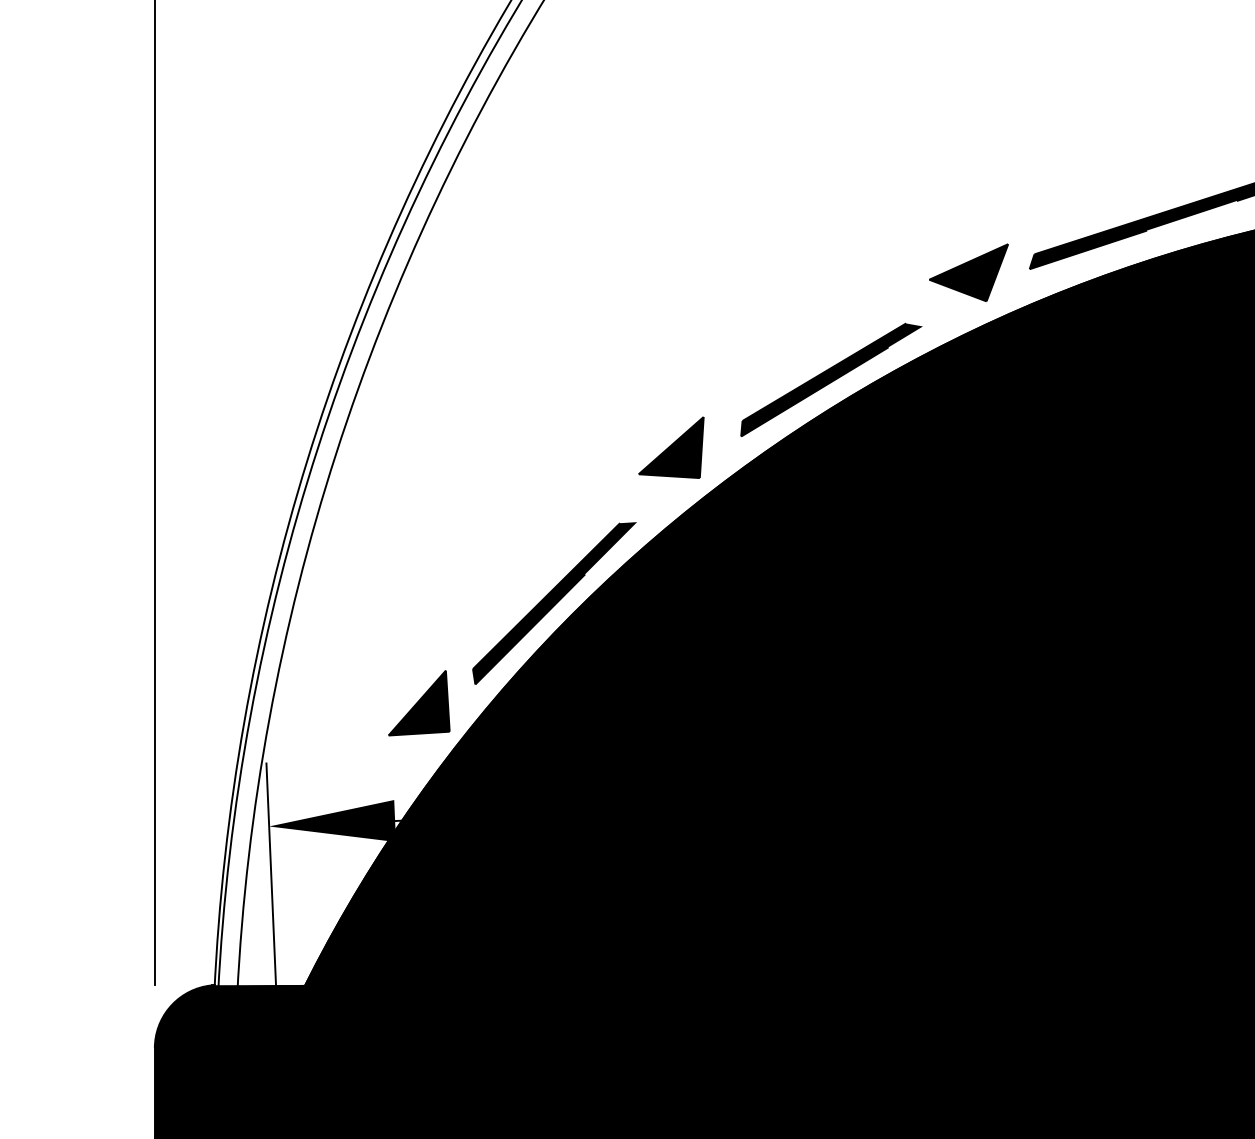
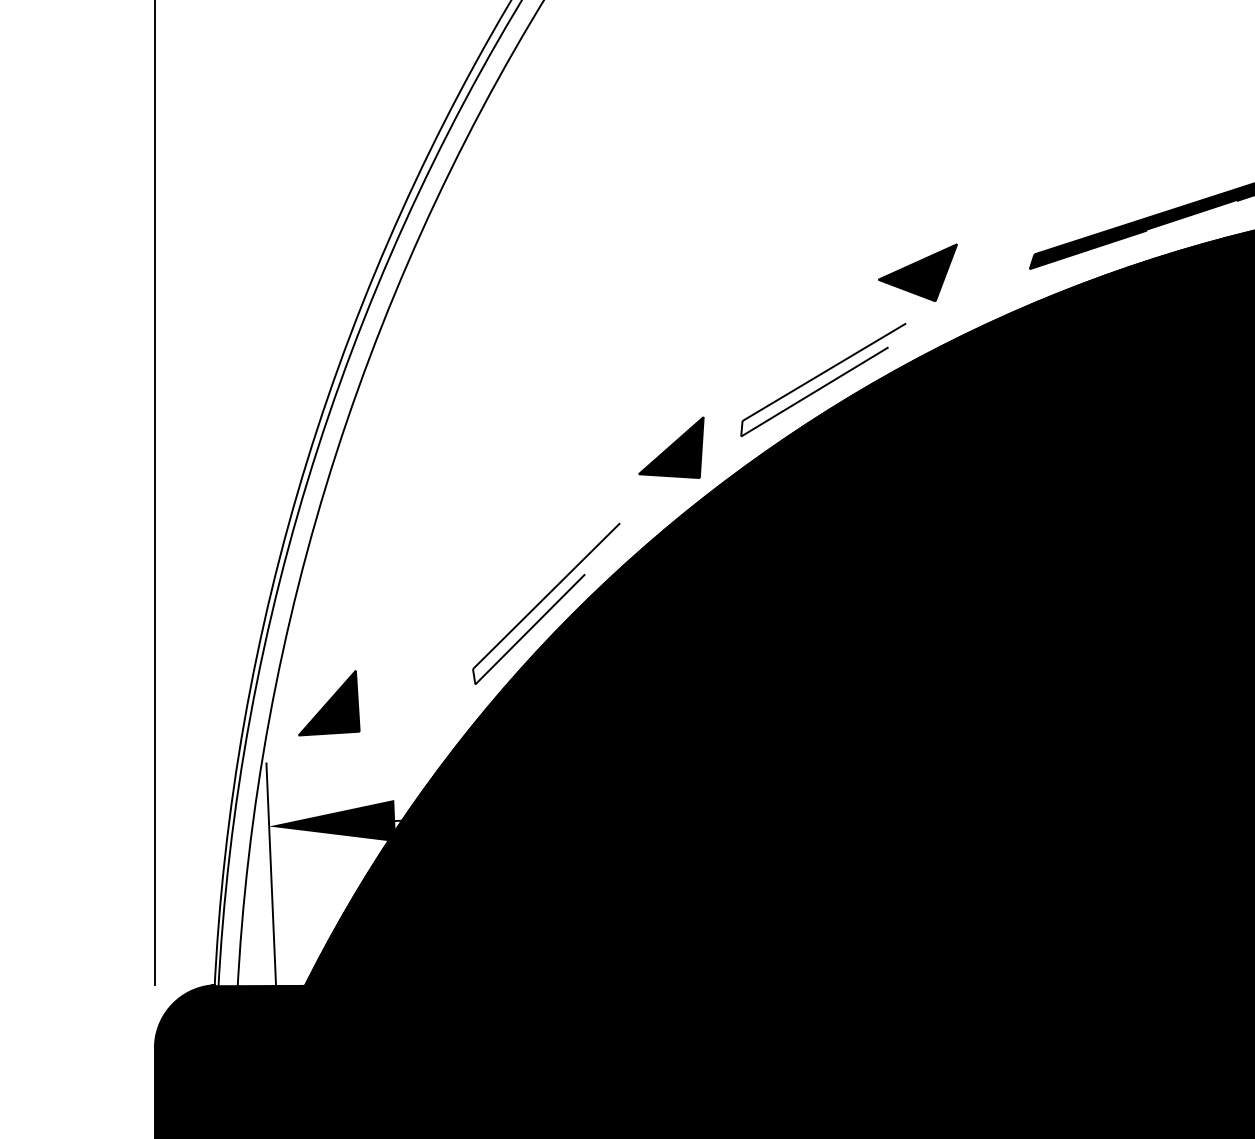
part position: (968, 272) -> (917, 272) (917, 272)
fill: present -> none (831, 379)
fill: present -> none (555, 603)
part position: (419, 703) -> (329, 703) (329, 703)
